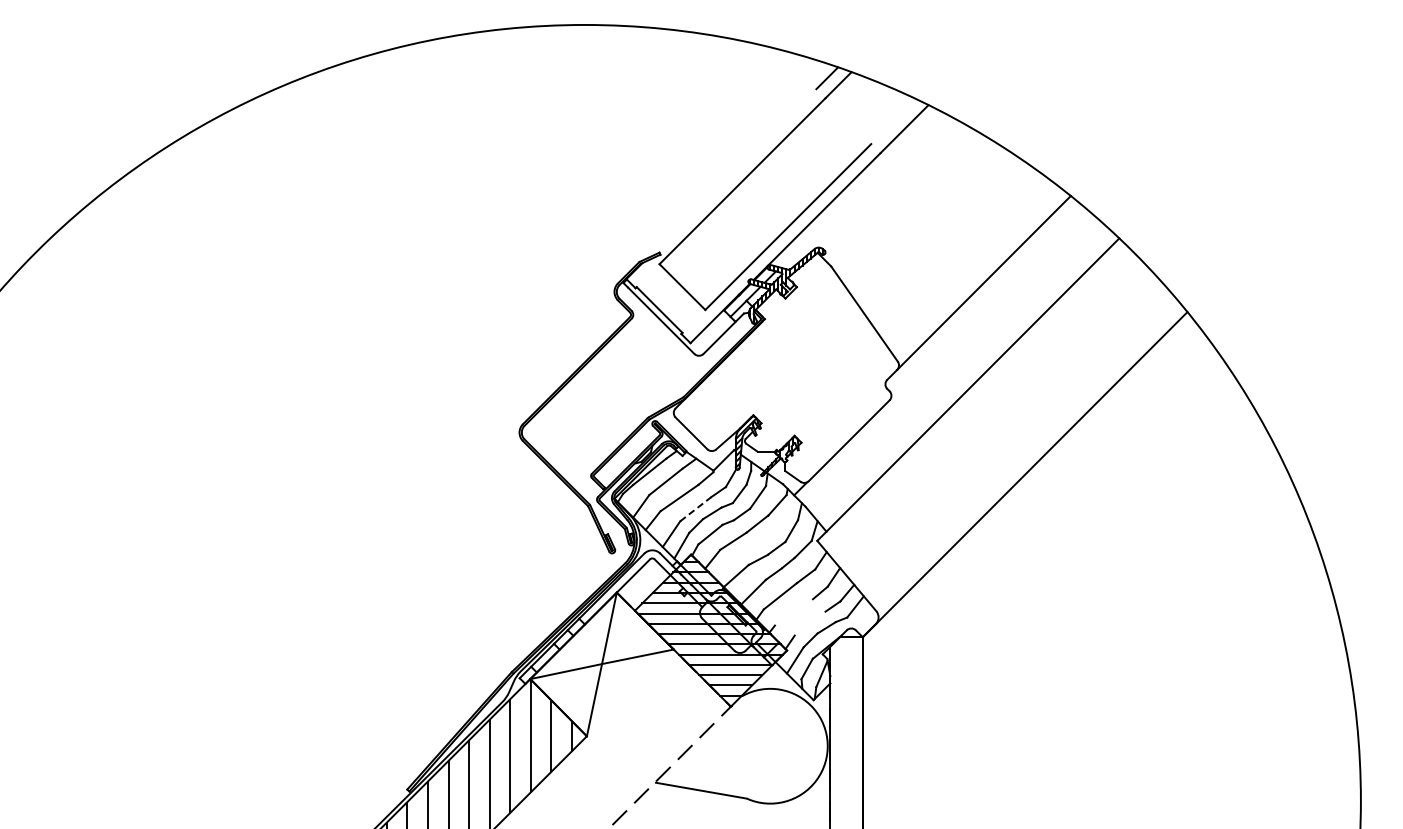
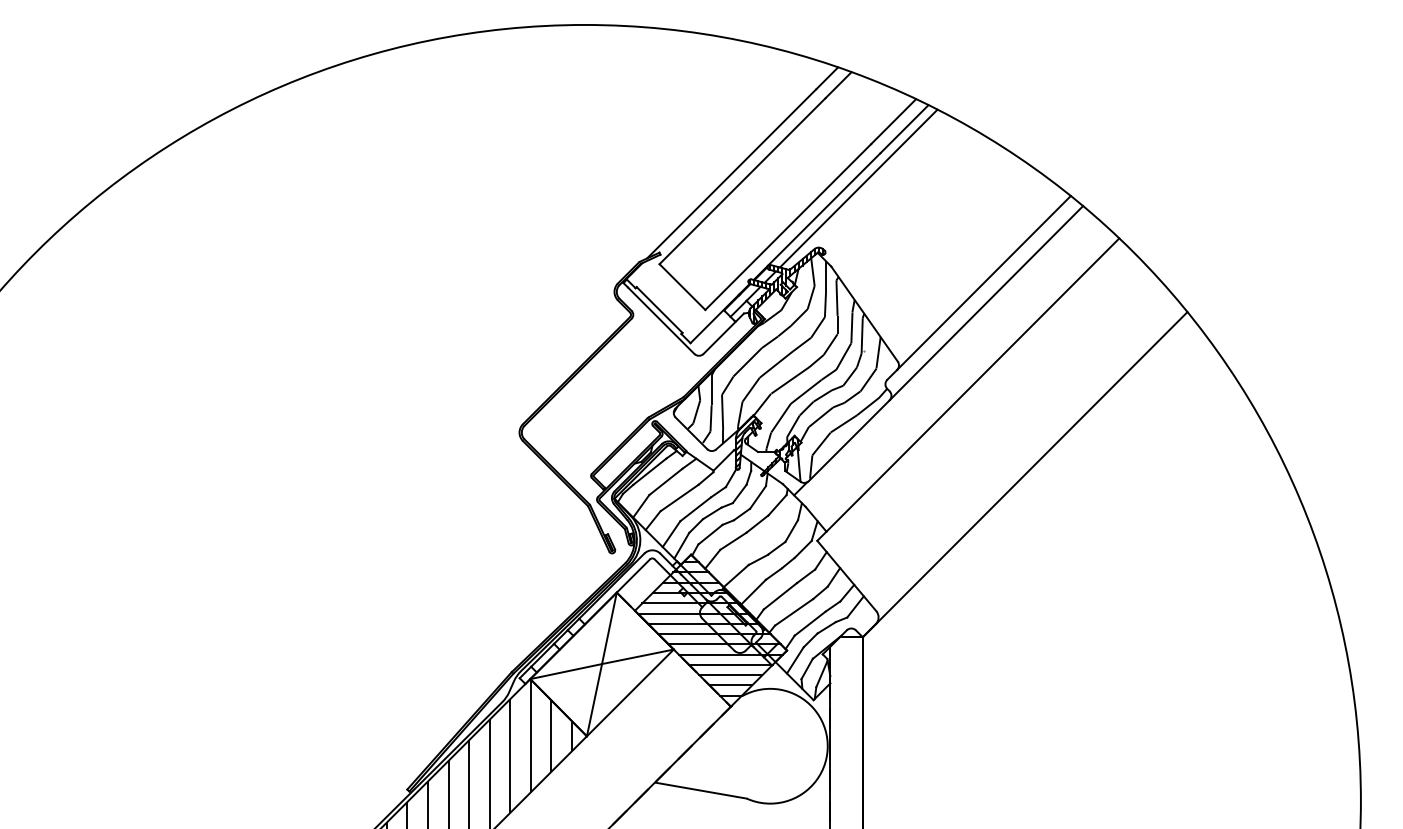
line: none -> present (893, 121)
line: none -> present (731, 173)
line: none -> present (858, 188)
line: none -> present (986, 303)
hatch: none -> present (780, 369)
line: dashed -> solid (695, 509)
line: none -> present (794, 612)
line: none -> present (809, 623)
line: none -> present (629, 692)
line: none -> present (671, 765)
